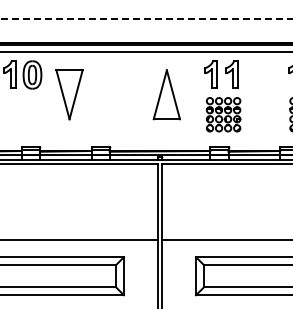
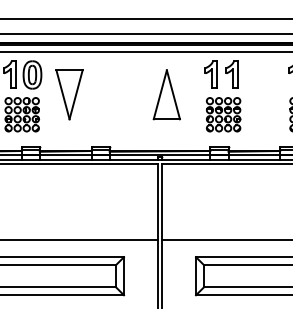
line: dashed -> solid (145, 18)
line: none -> present (145, 33)
part: none -> present (21, 114)
